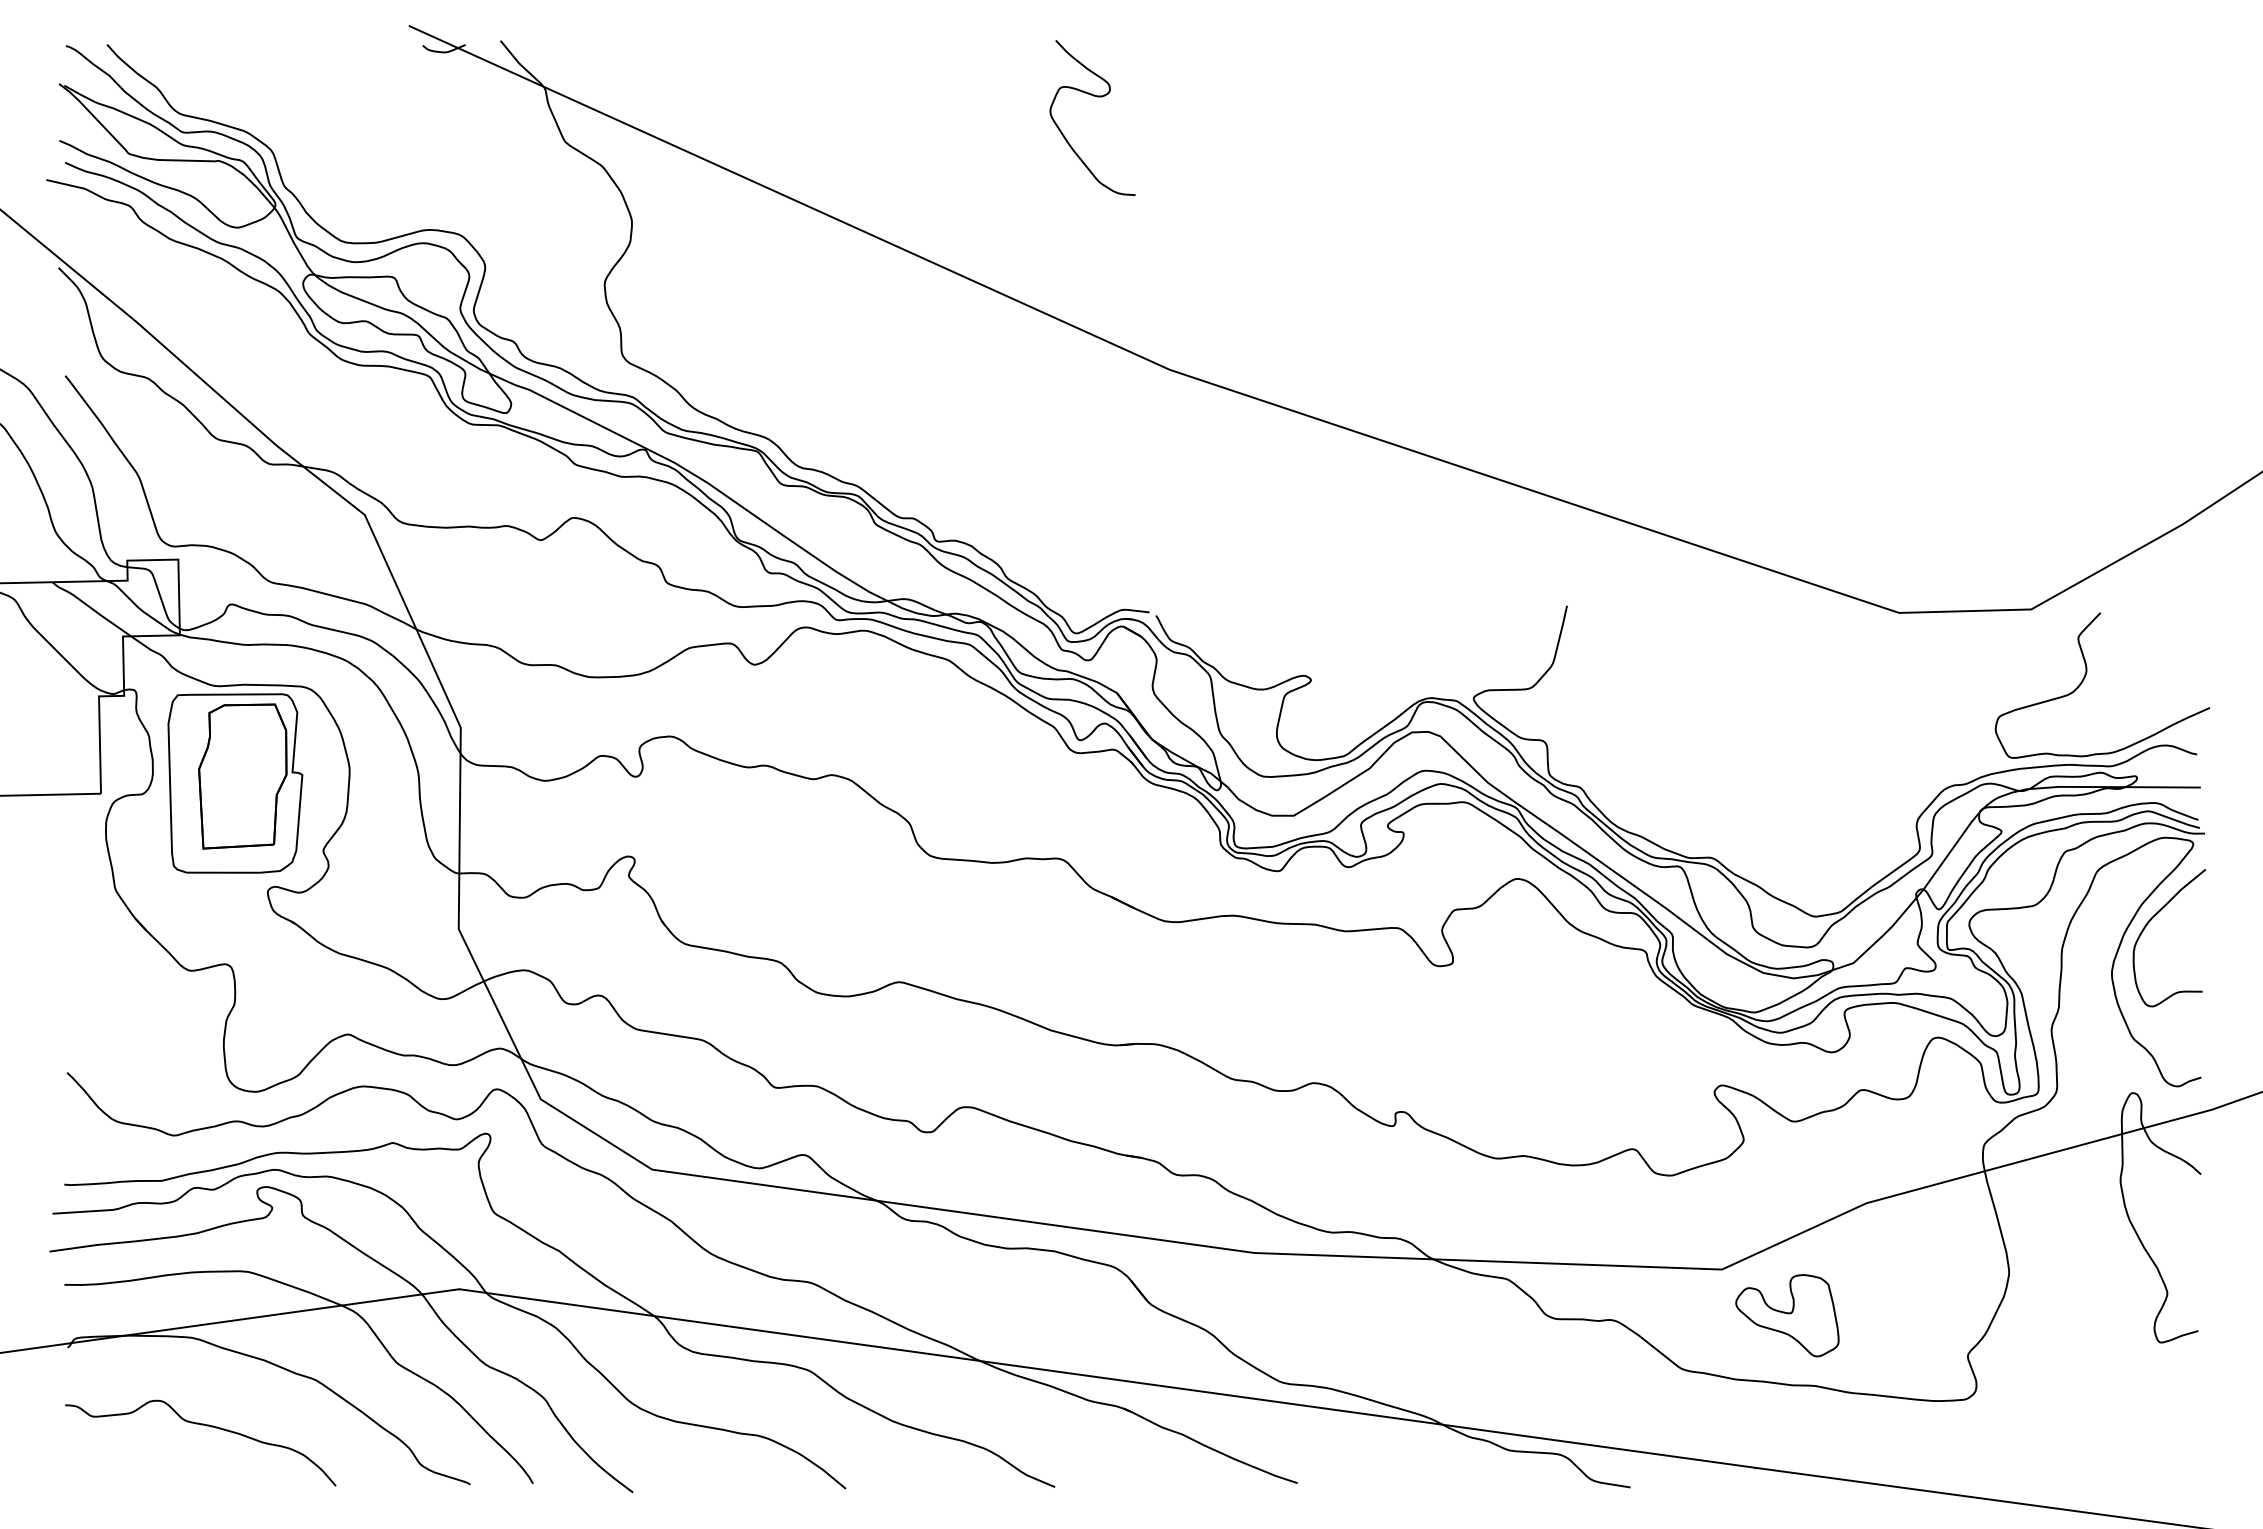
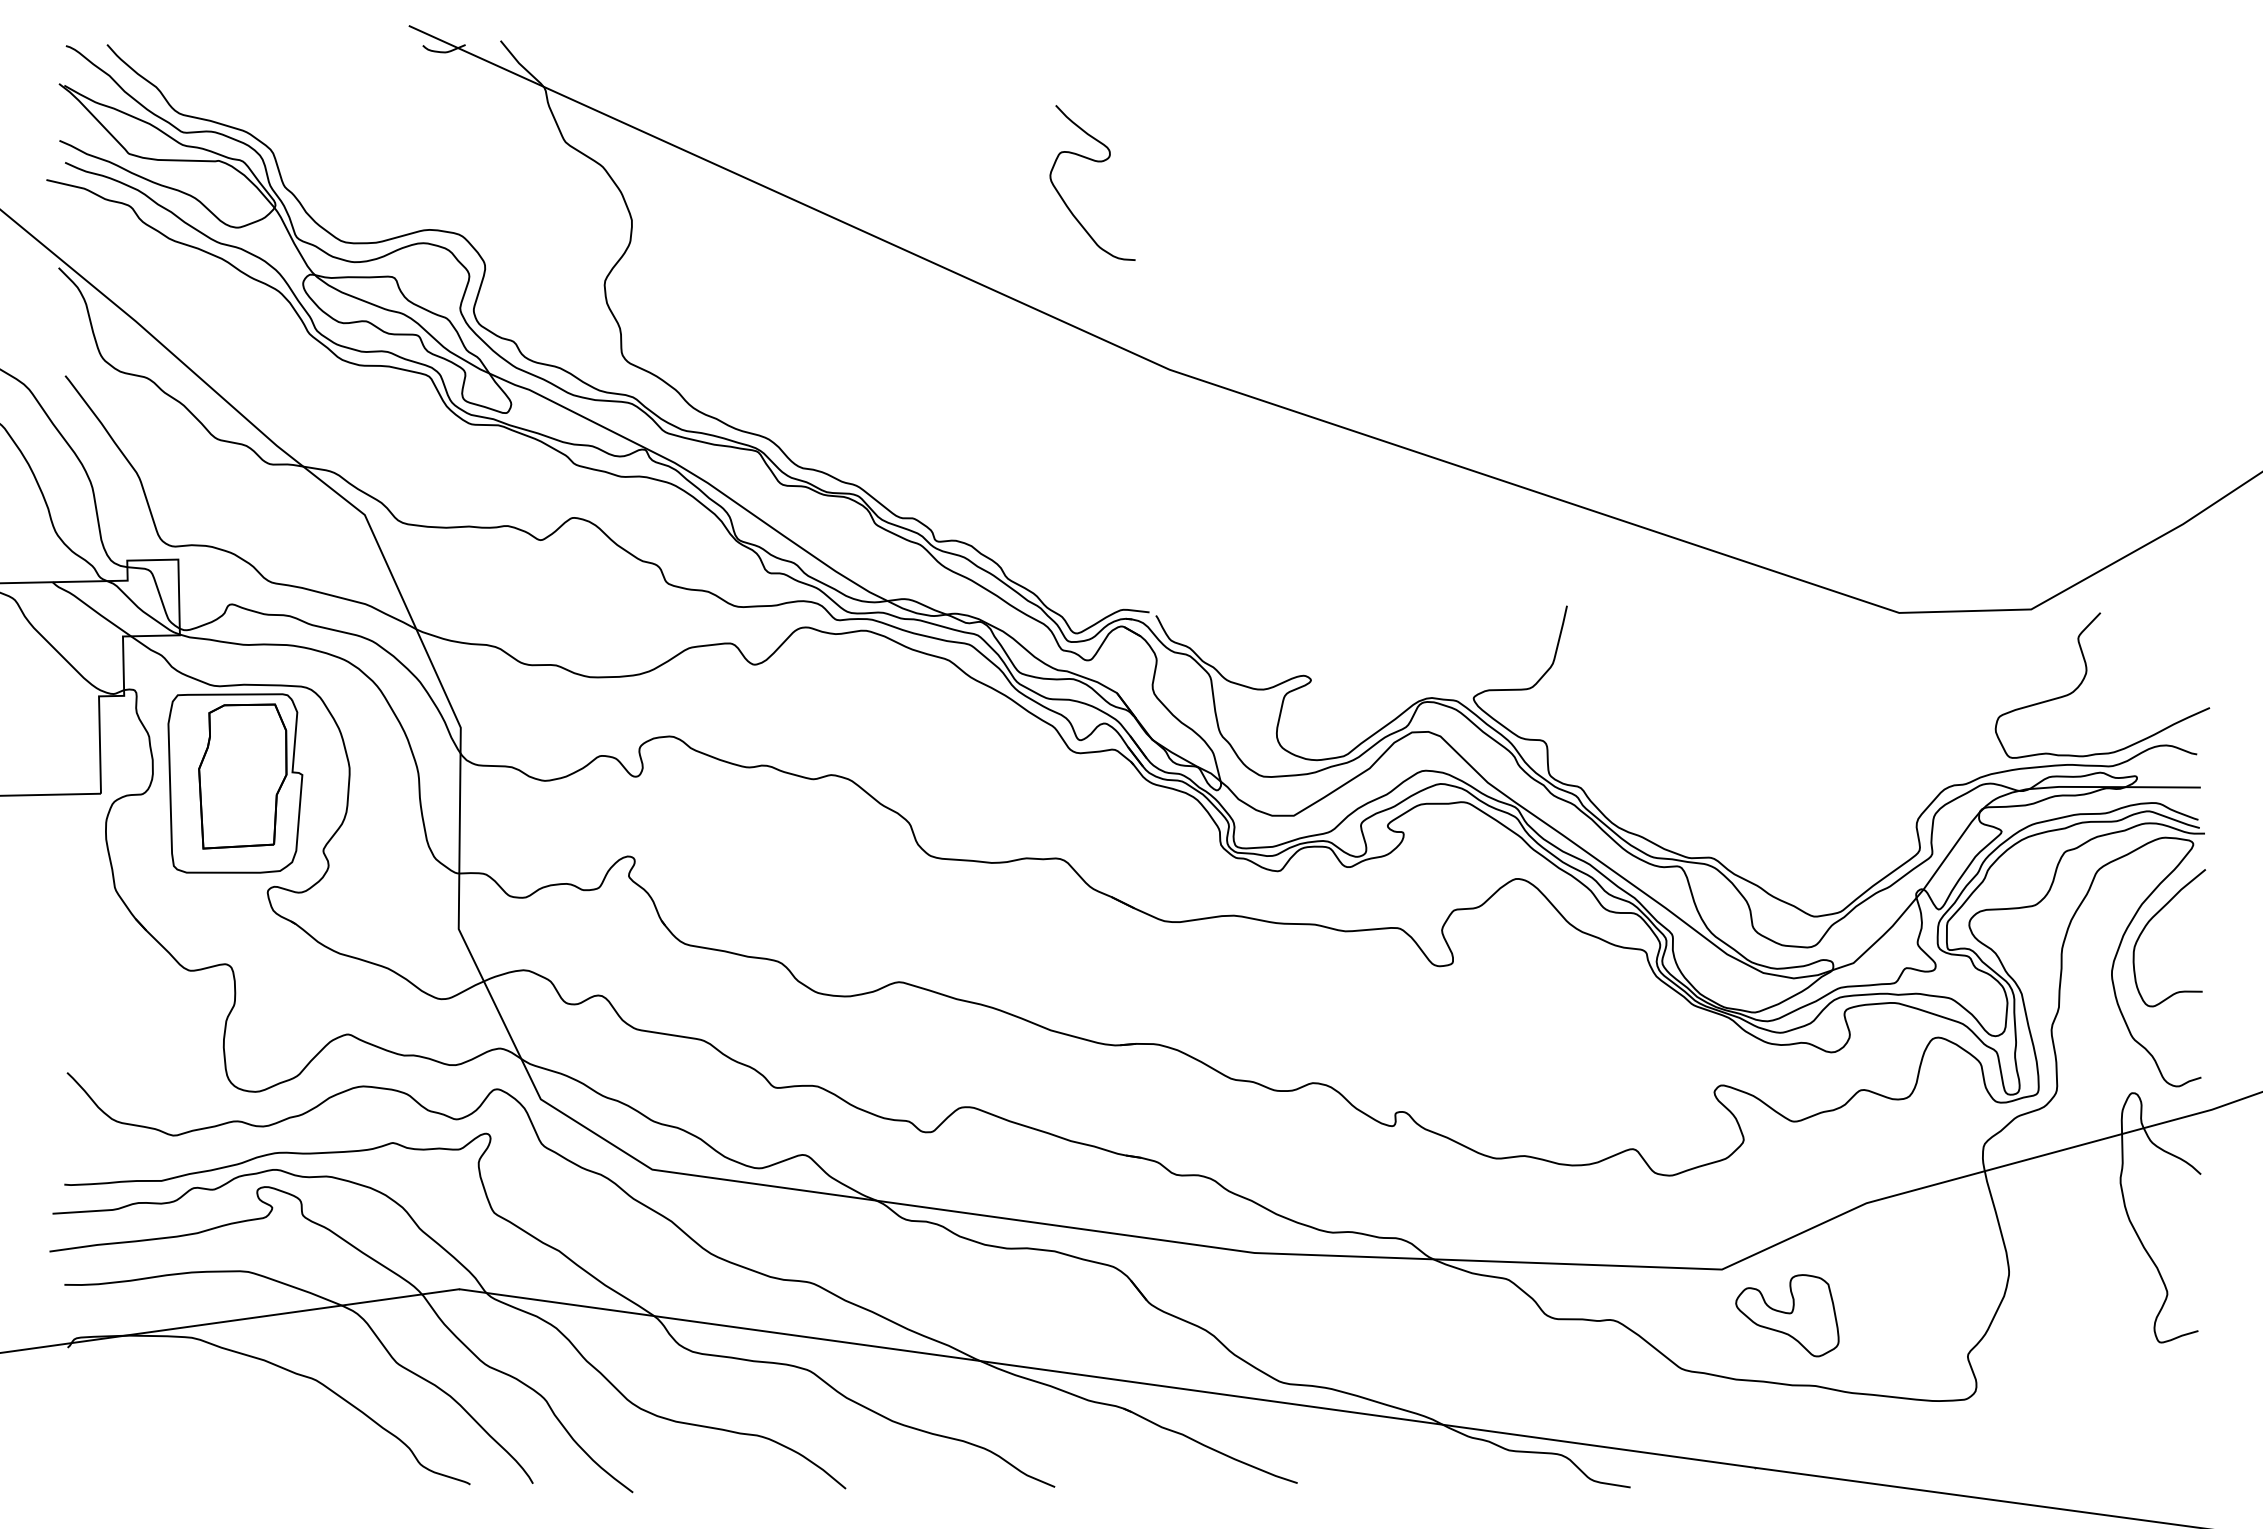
curve position: (1096, 97) -> (1096, 162) (1096, 162)
curve: present -> none (201, 1425)
